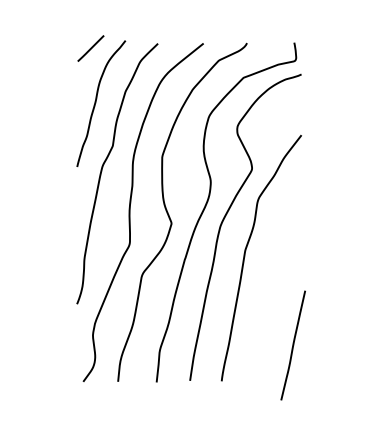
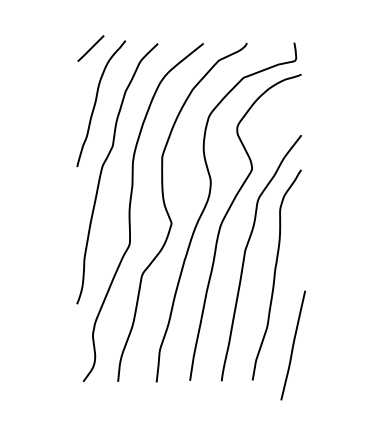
curve: none -> present (275, 274)
